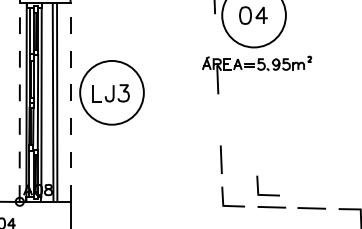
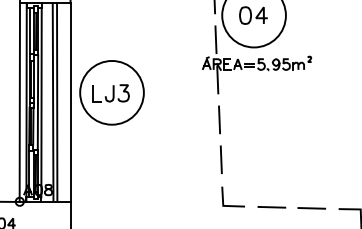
line: none -> present (215, 39)
line: dashed -> solid (19, 102)
line: dashed -> solid (70, 102)
line: none -> present (219, 119)
line: present -> none (258, 185)
